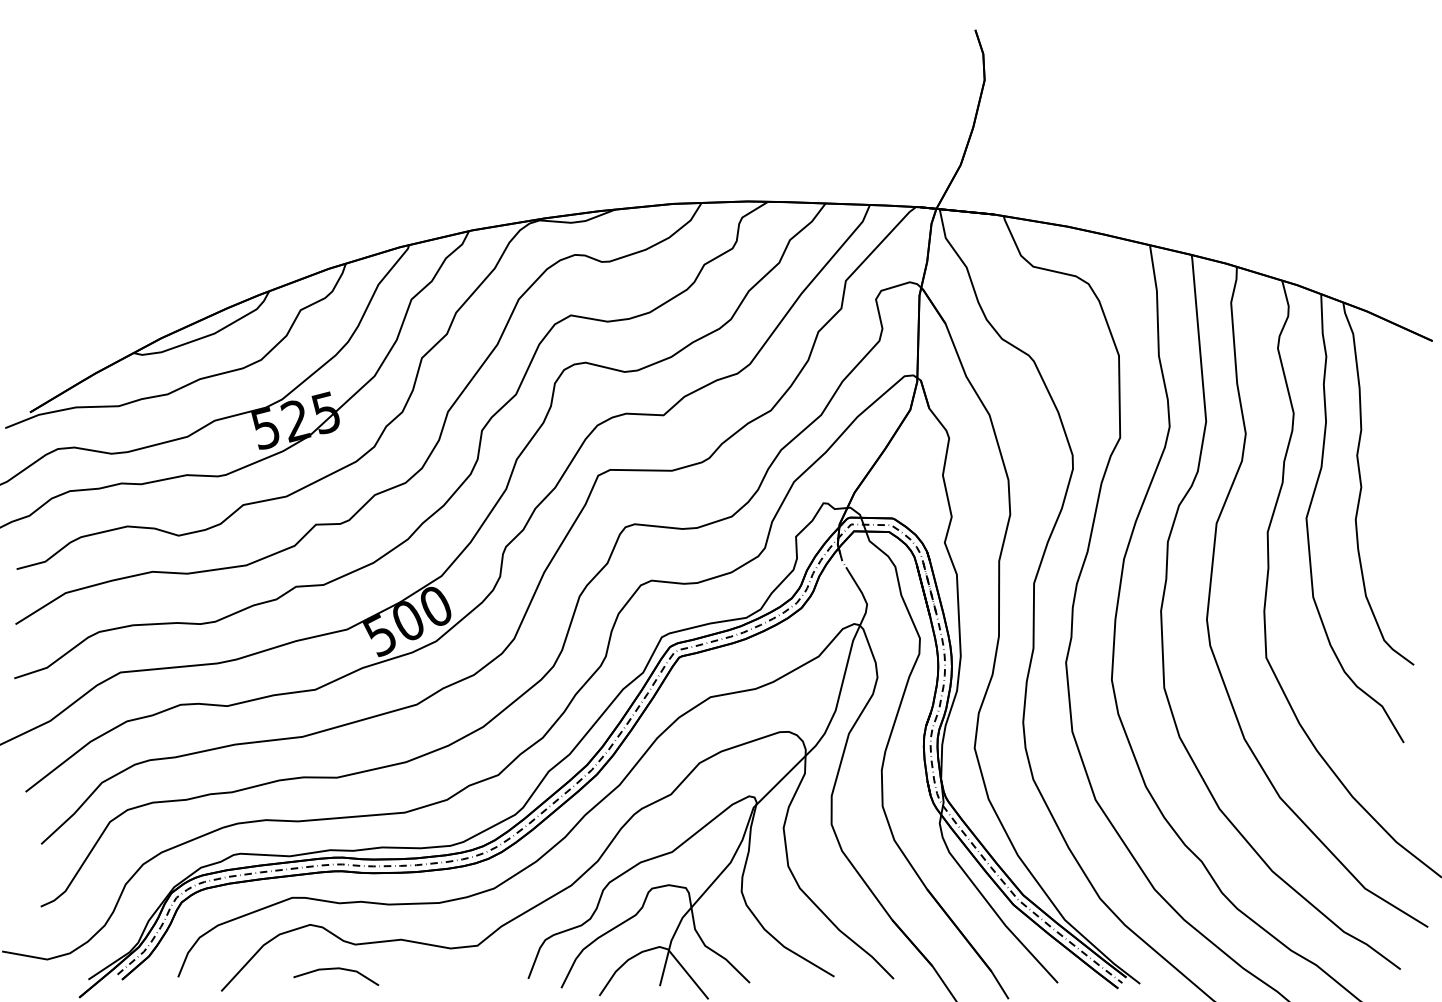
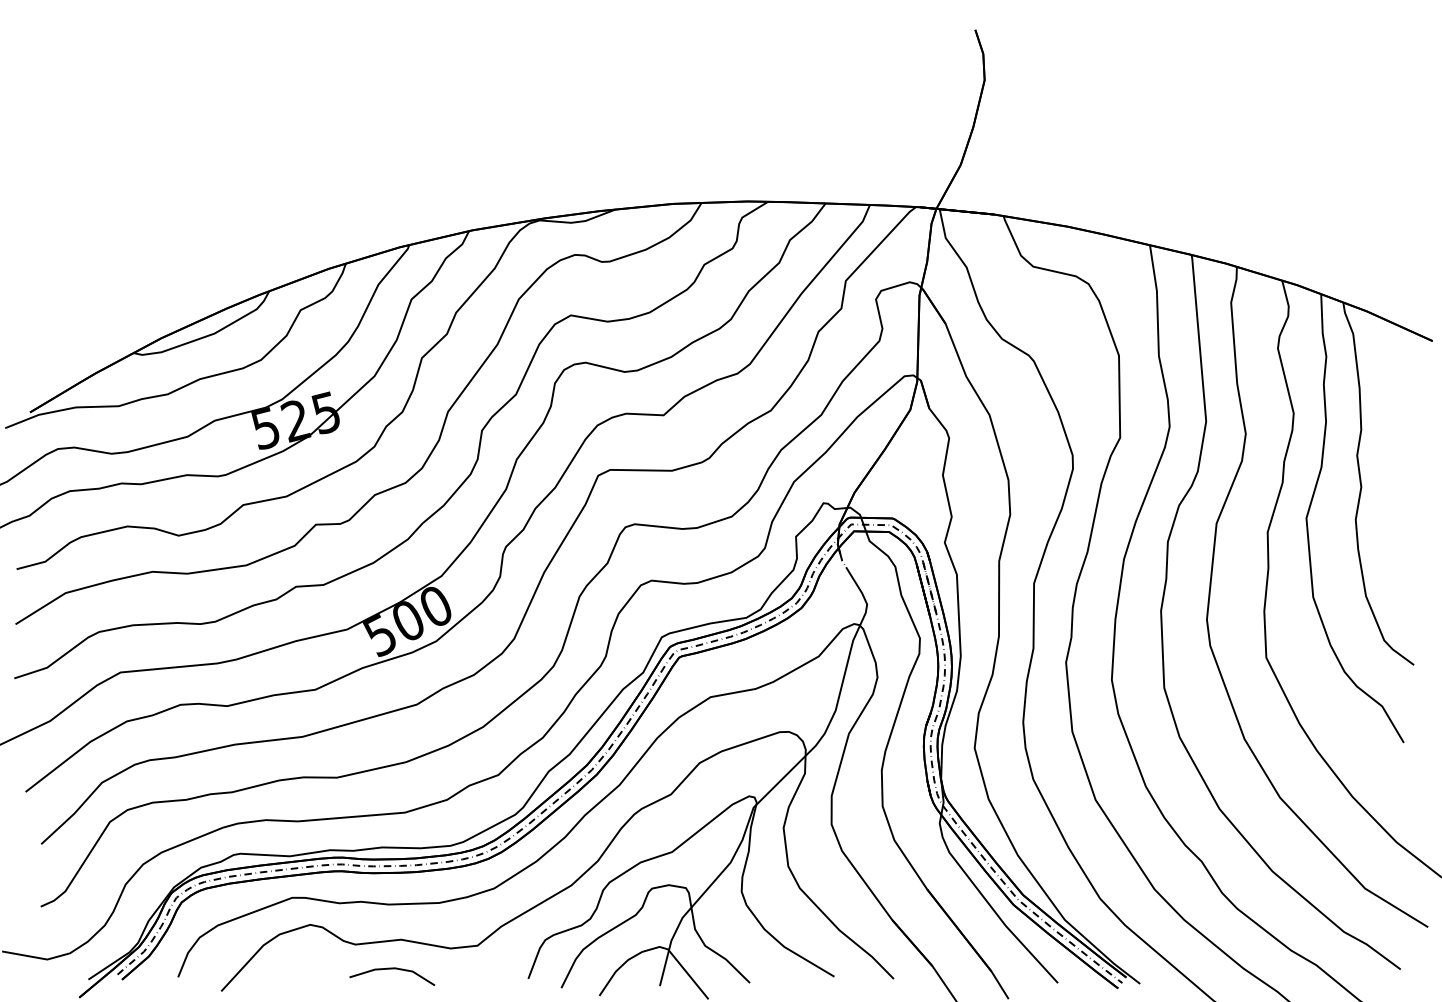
line position: (336, 969) -> (392, 969) (392, 969)
